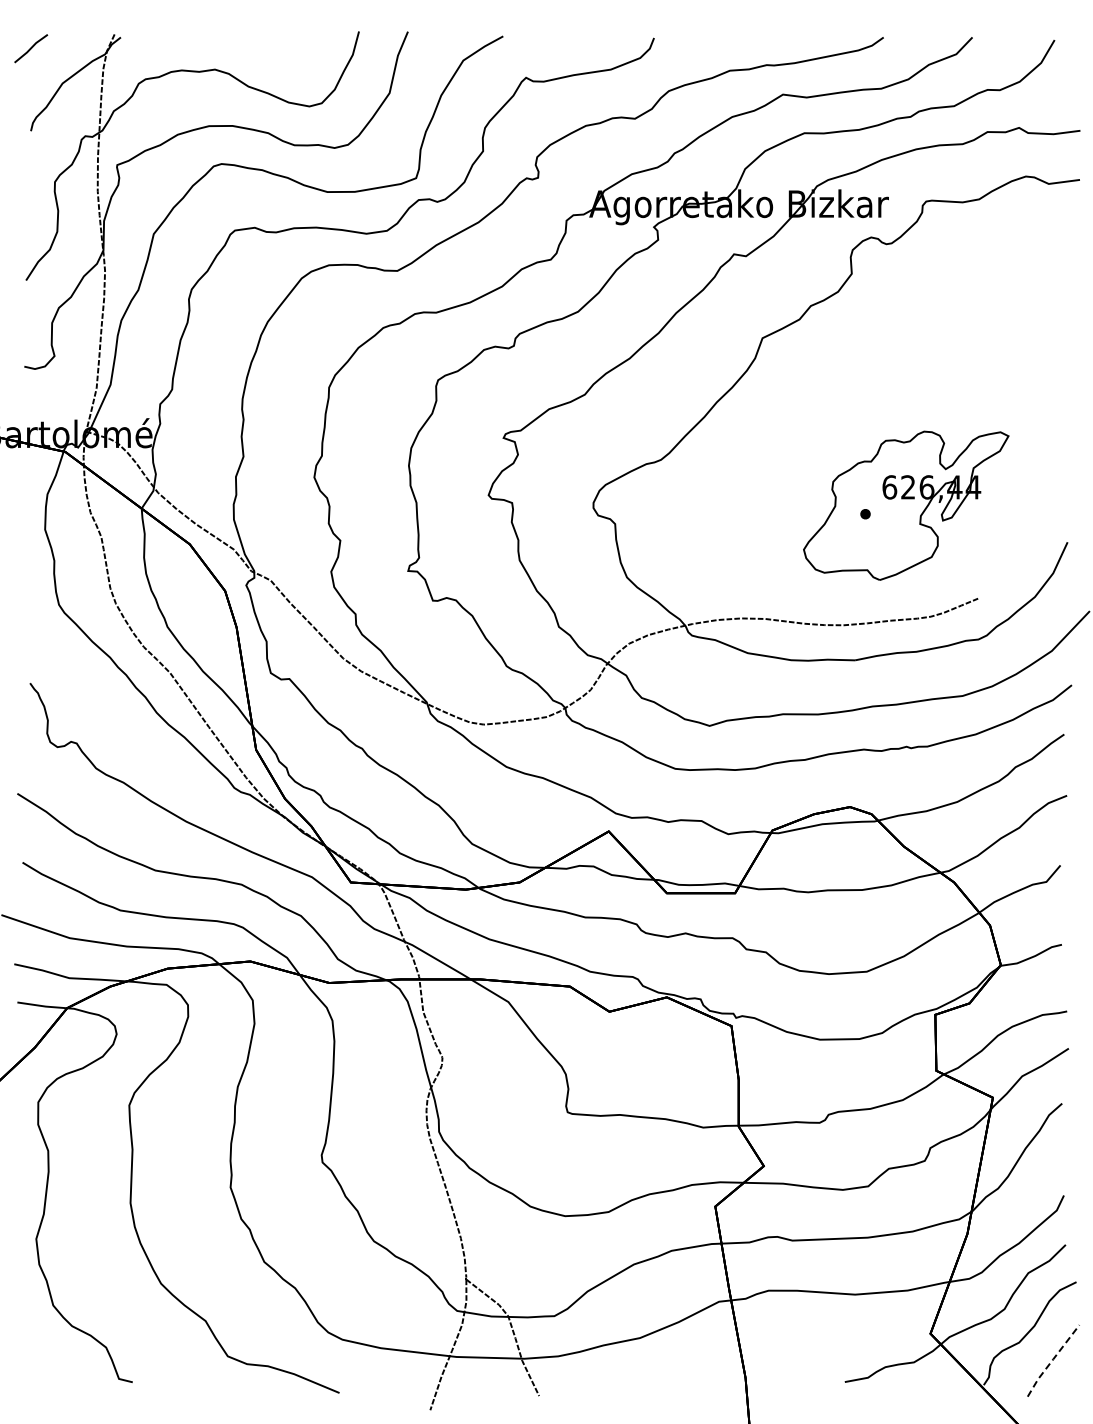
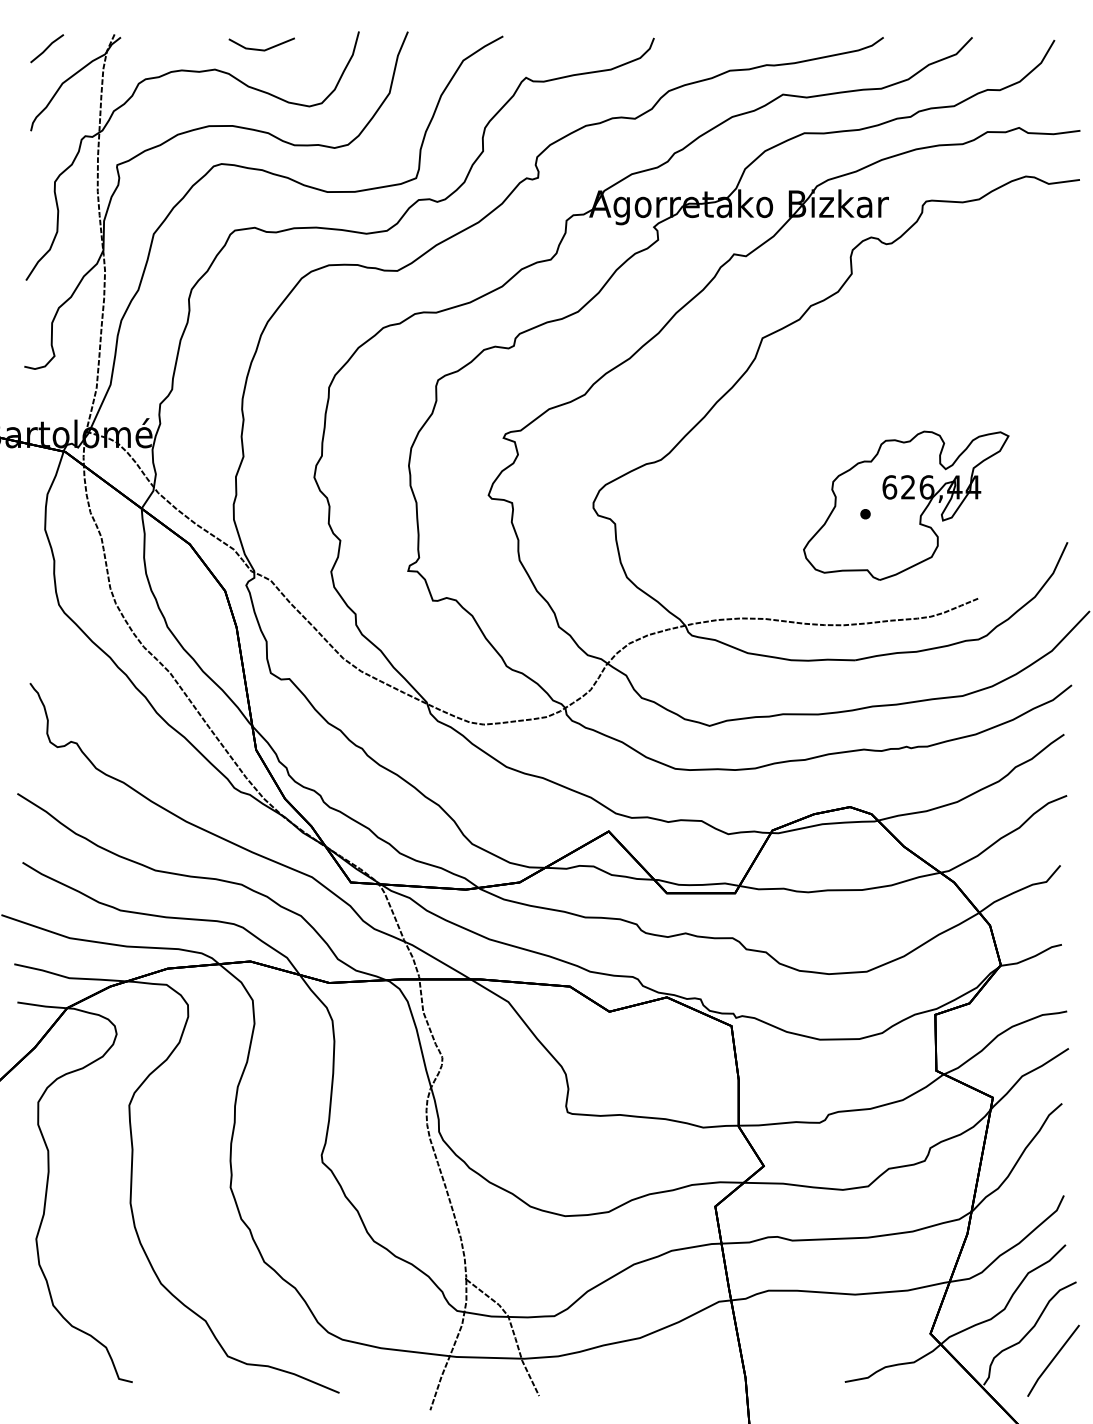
line position: (31, 48) -> (47, 48) (47, 48)
line: none -> present (261, 49)
line: dashed -> solid (1052, 1360)
